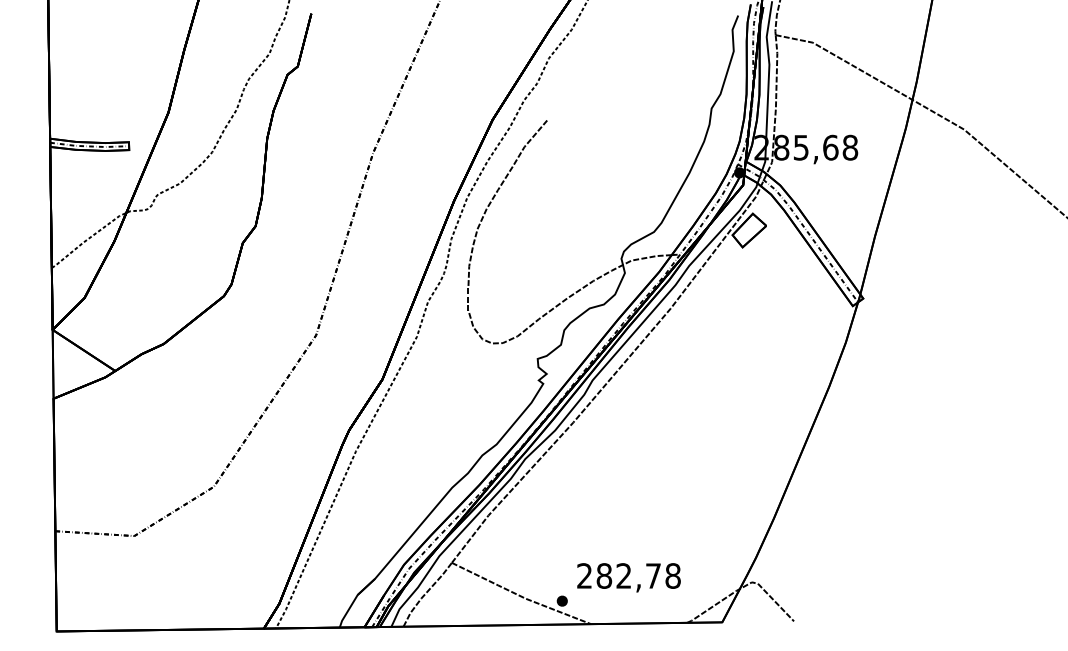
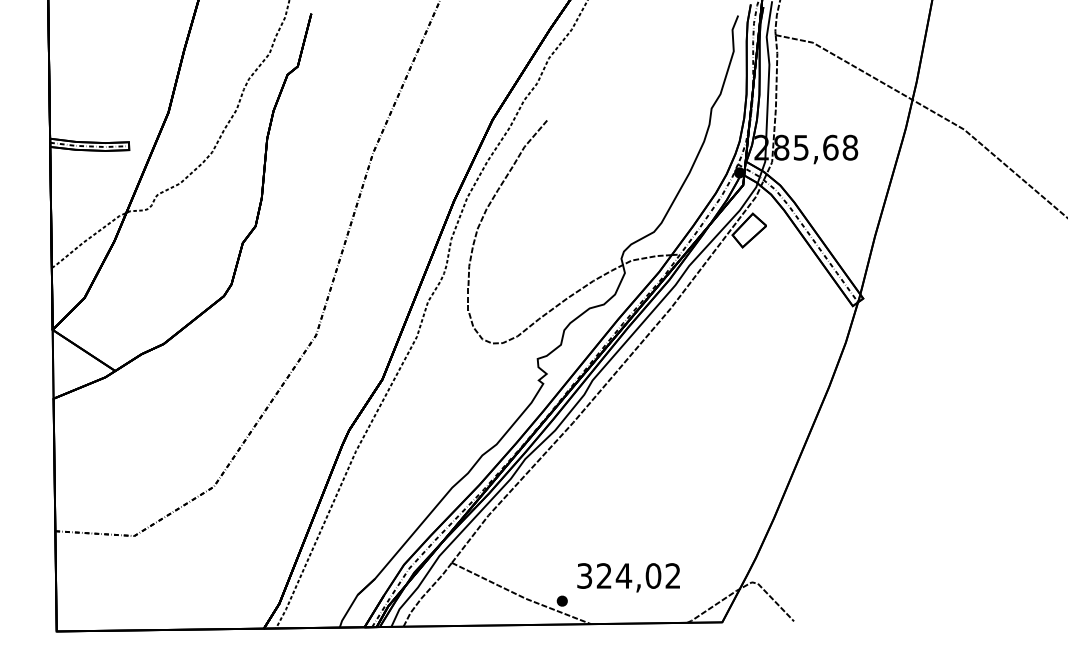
text: 282,78 -> 324,02 (628, 575)
